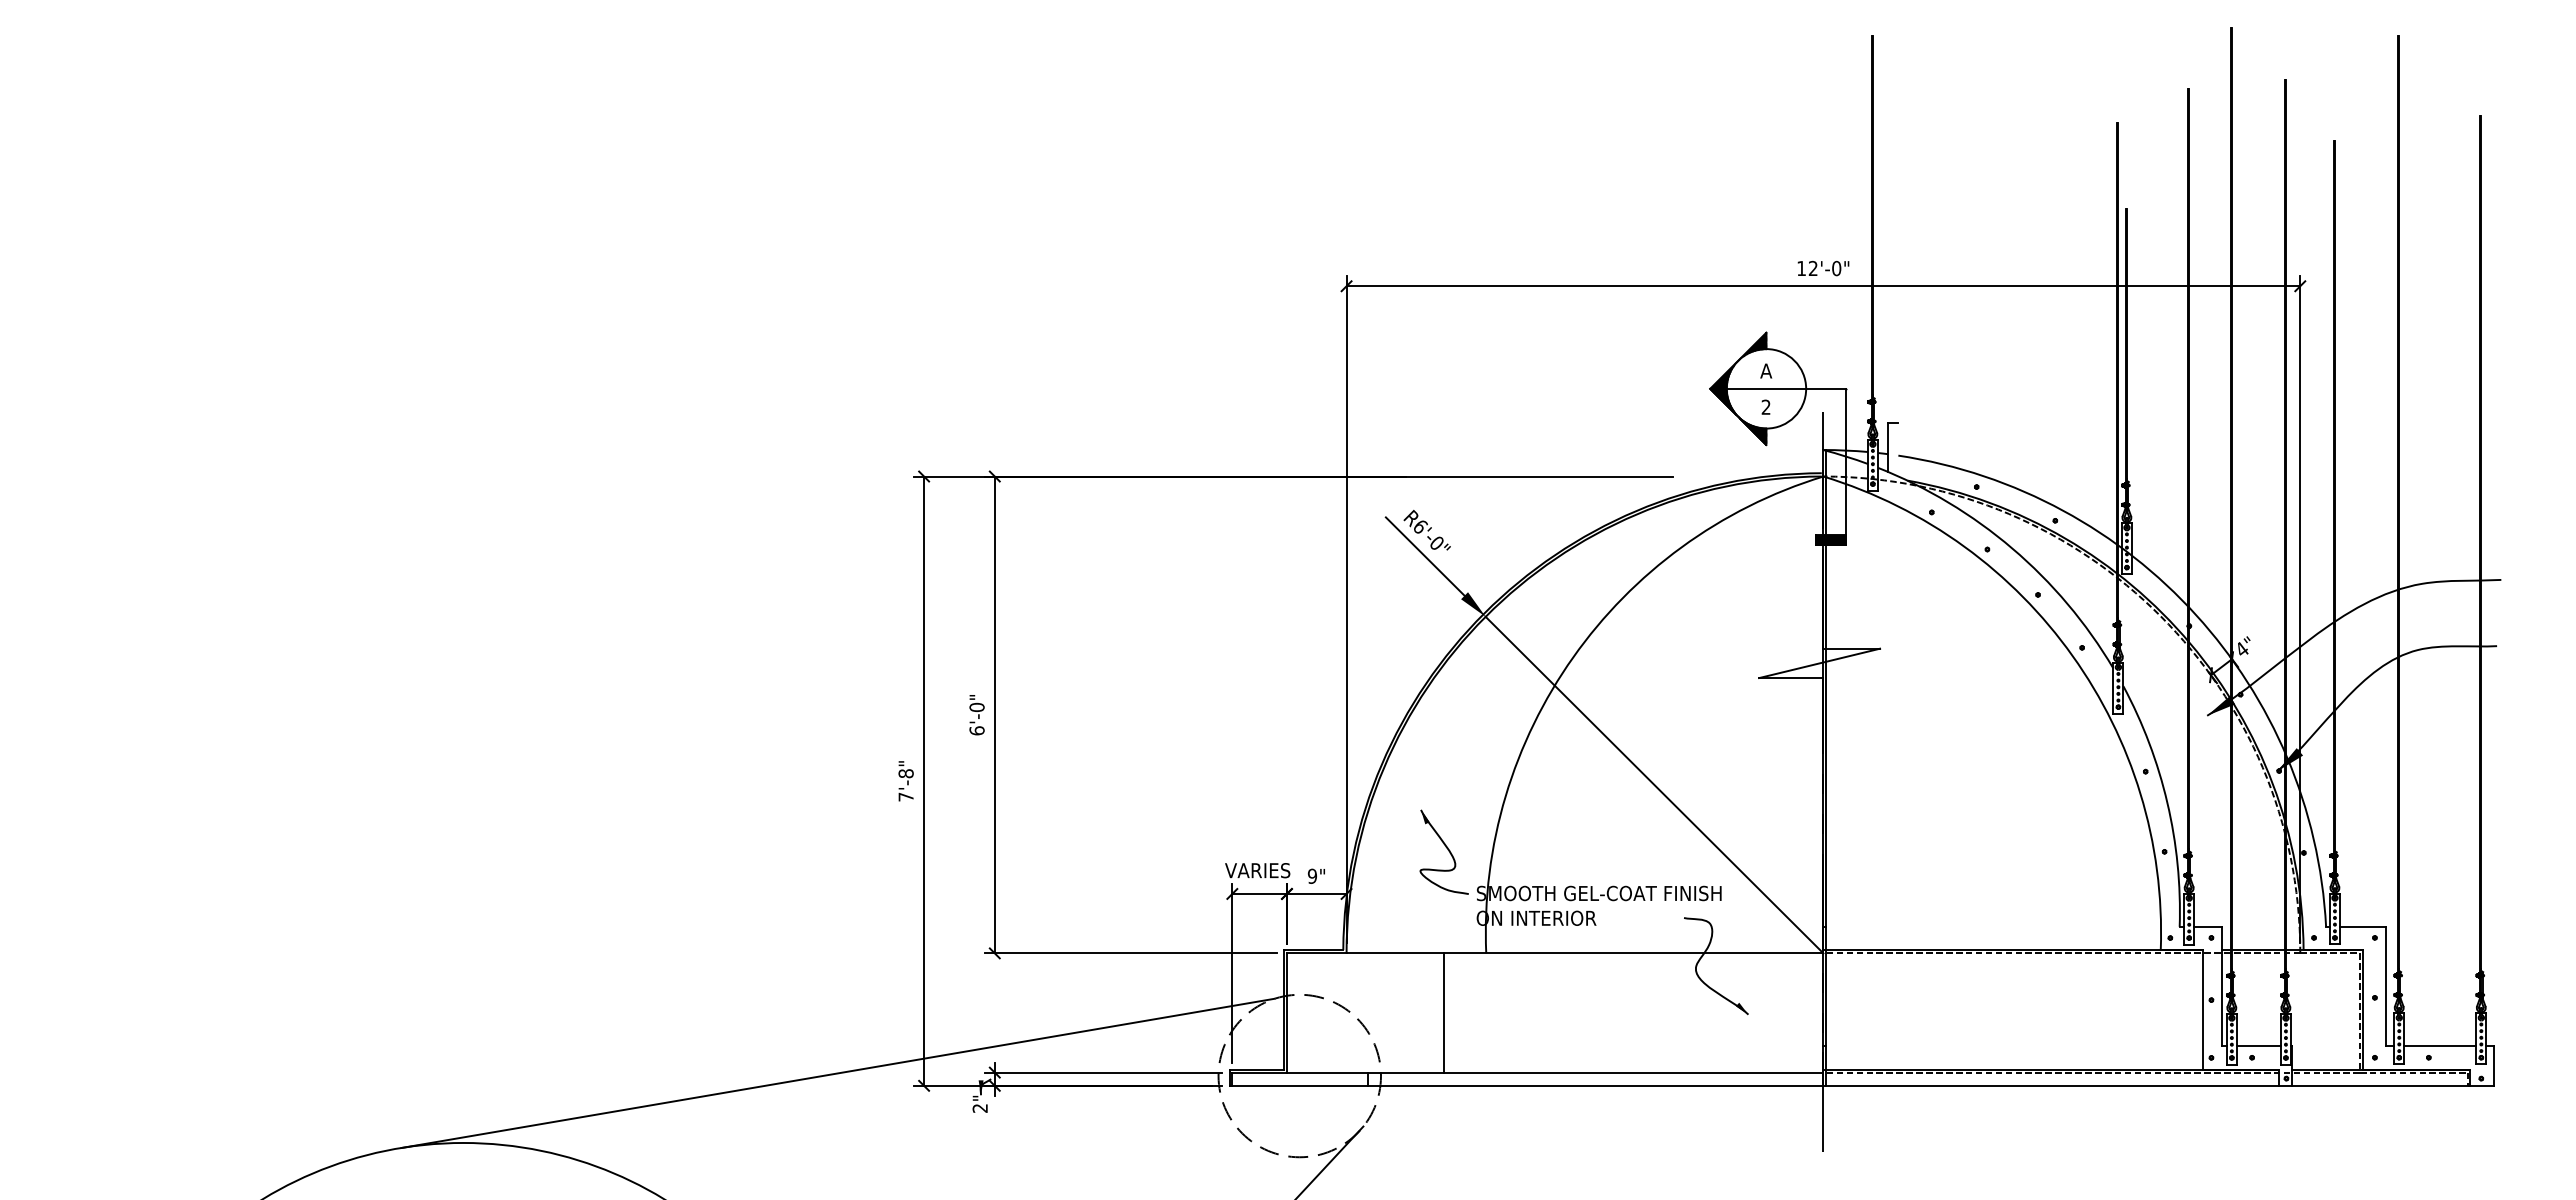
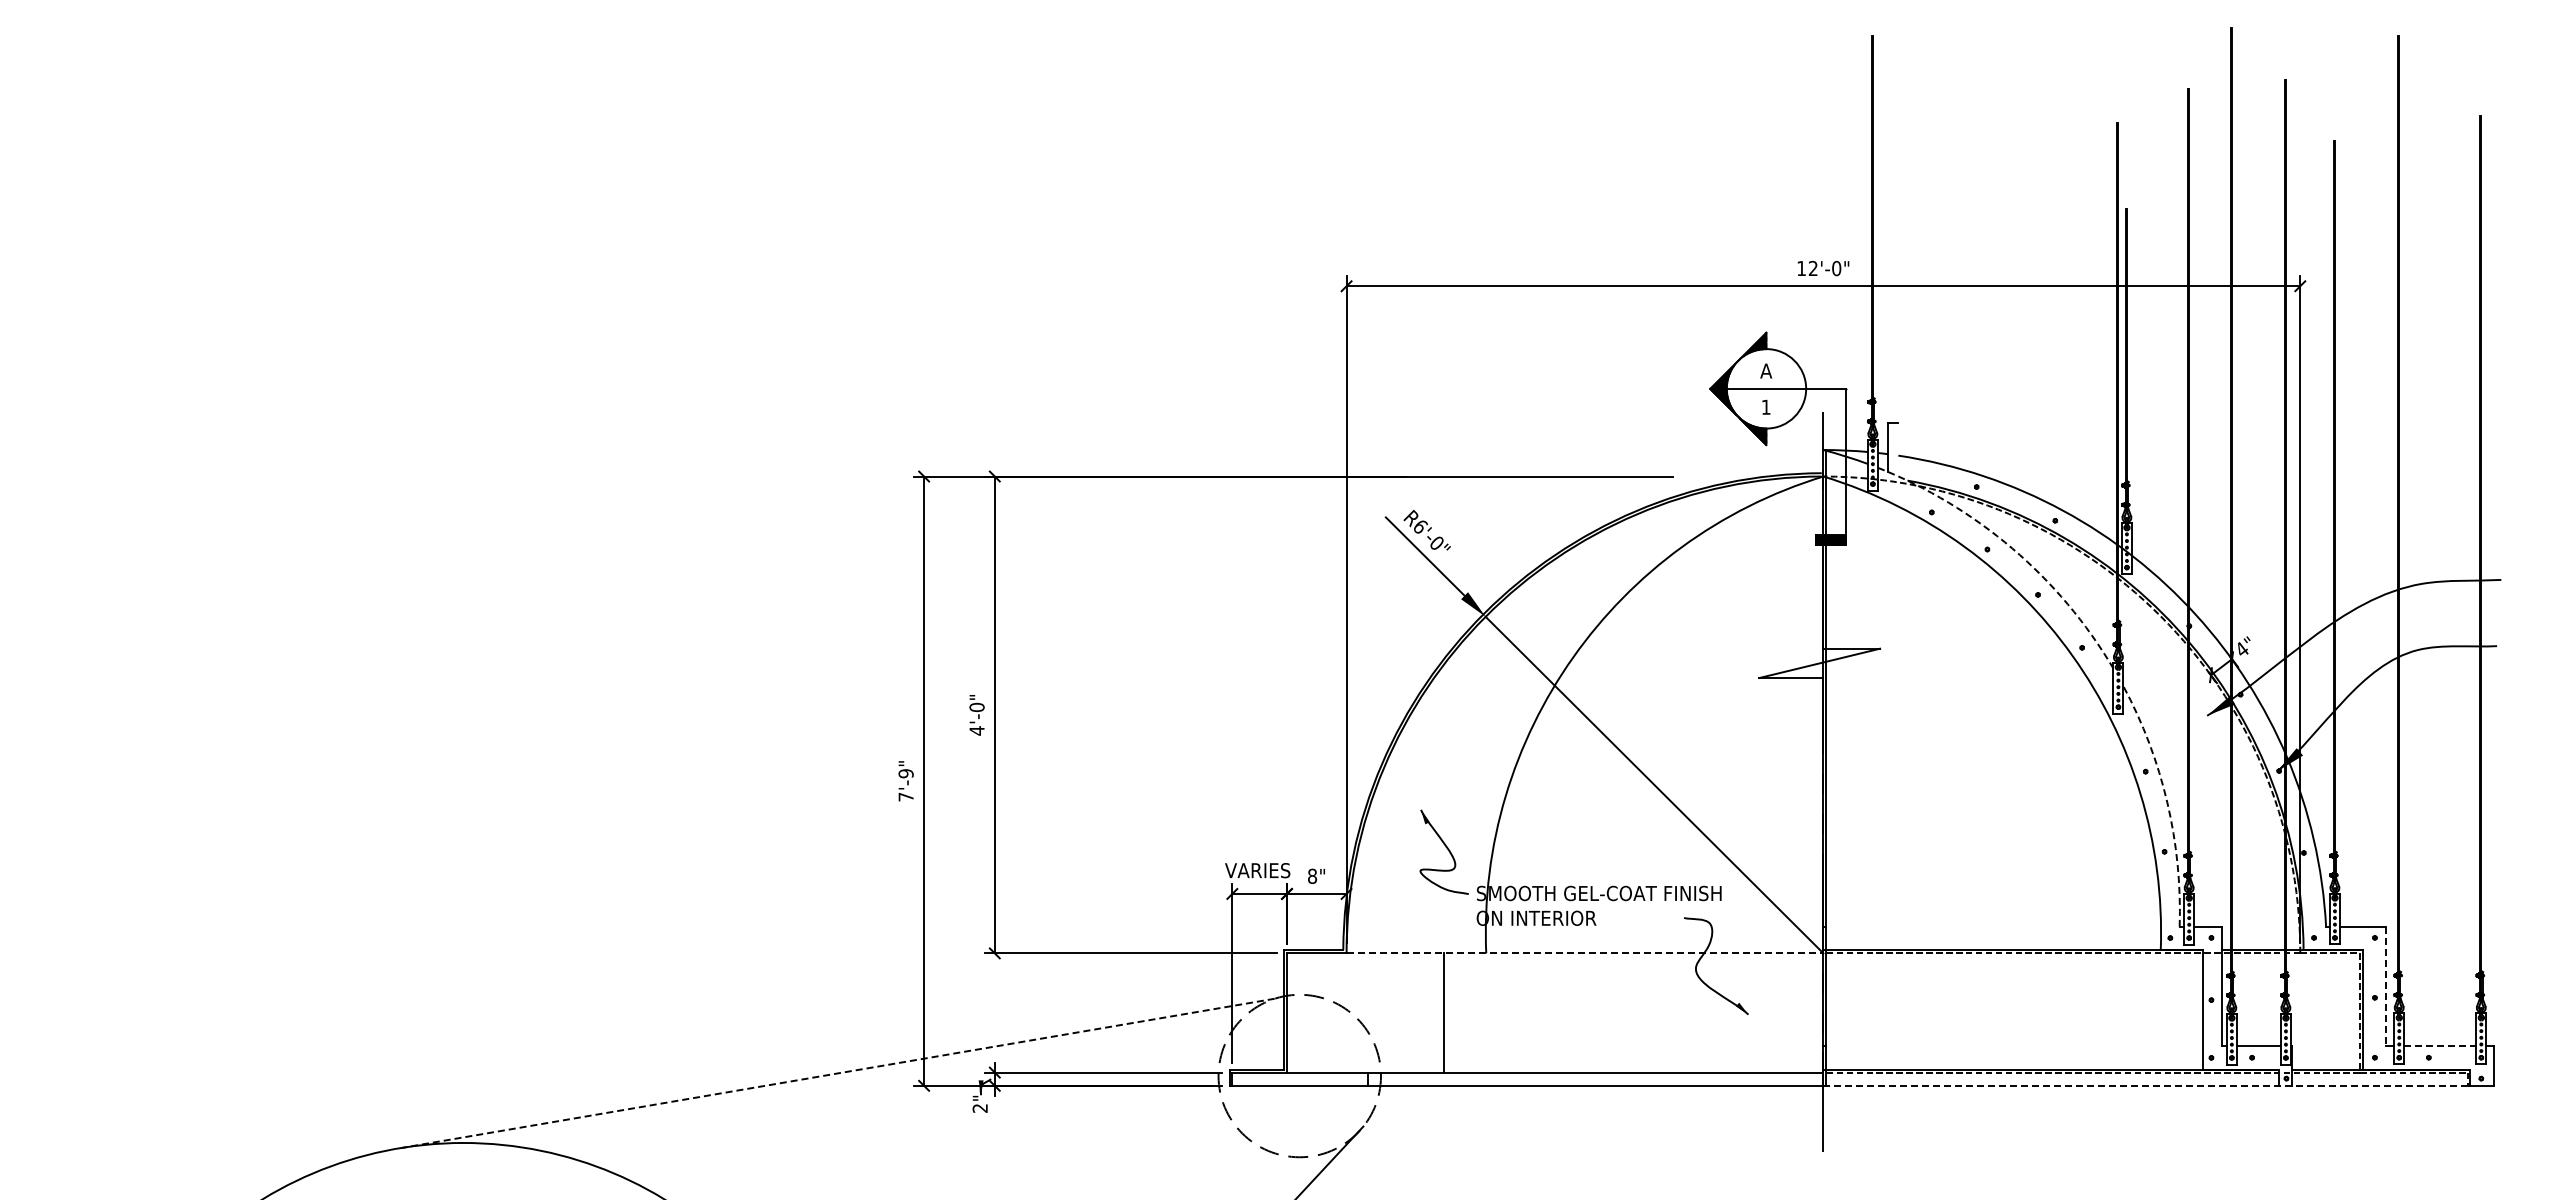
text: 2 -> 1 (1765, 406)
arc: solid -> dashed (2012, 548)
text: 6'-0" -> 4'-0" (976, 730)
text: 7'-8" -> 7'-9" (905, 773)
arc: solid -> dashed (2167, 802)
text: 9" -> 8" (1312, 875)
line: solid -> dashed (1585, 953)
line: solid -> dashed (2386, 986)
line: solid -> dashed (2440, 1046)
line: solid -> dashed (838, 1073)
line: solid -> dashed (2144, 1085)
